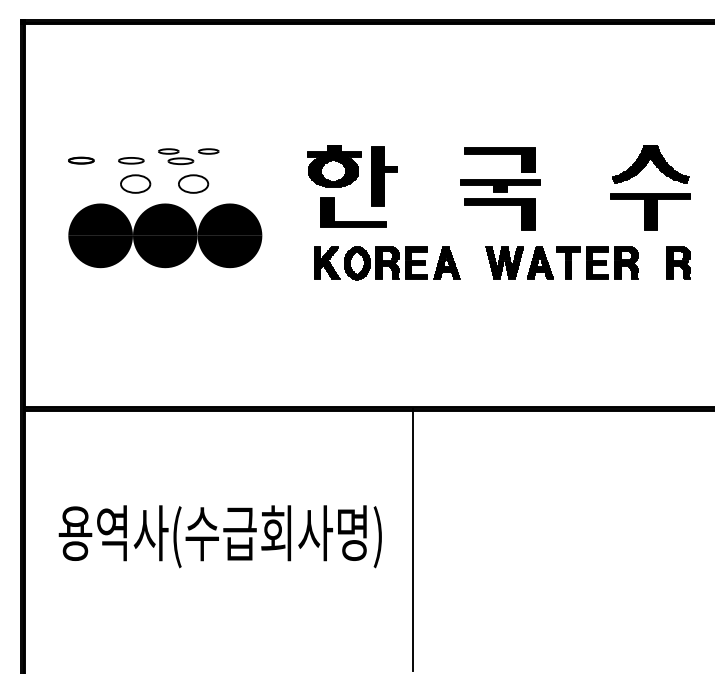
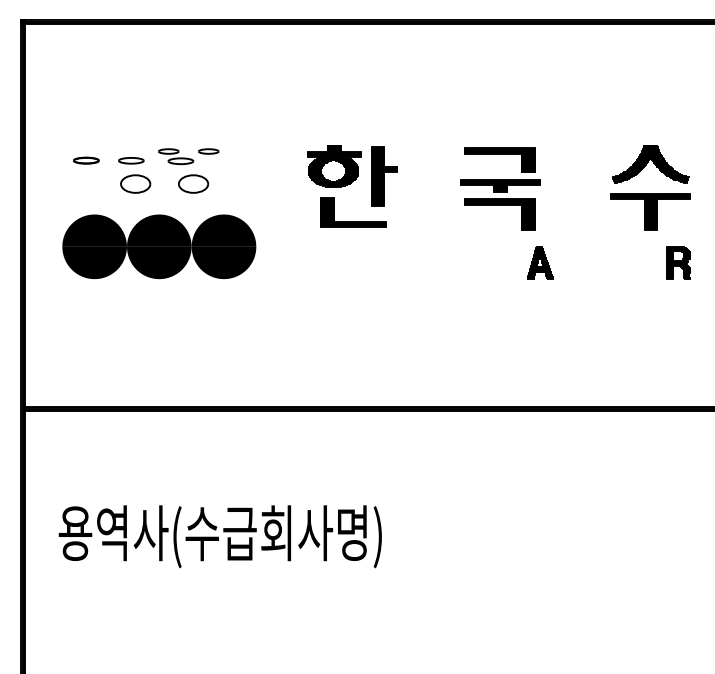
part position: (81, 160) -> (86, 160) (86, 160)
part position: (165, 235) -> (159, 246) (159, 246)
part: present -> none (504, 262)
part: present -> none (597, 262)
part: present -> none (387, 263)
line: present -> none (413, 539)
